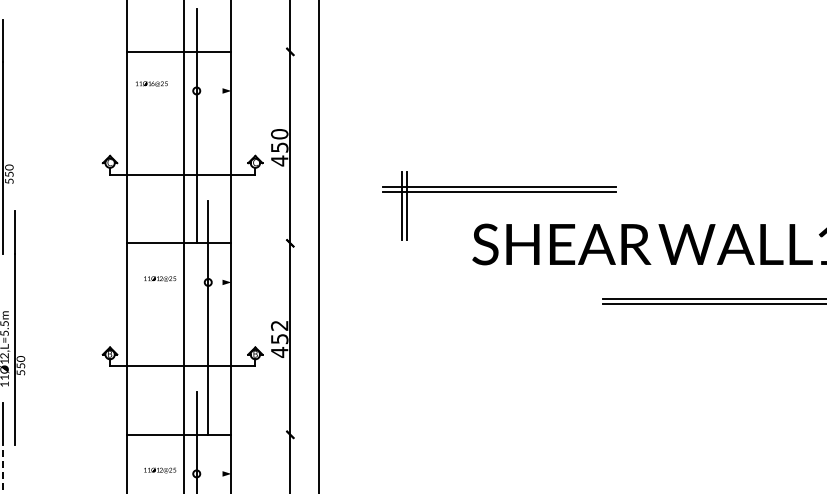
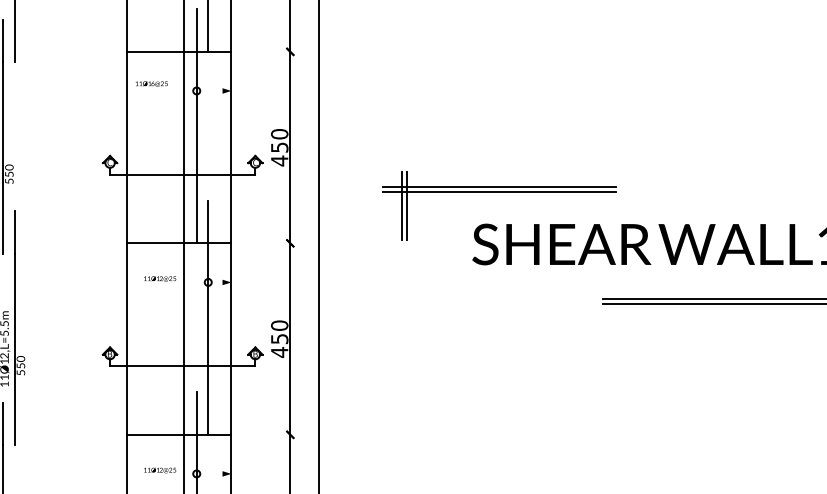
line: none -> present (208, 26)
line: none -> present (14, 32)
text: 452 -> 450 (279, 325)
line: dashed -> solid (3, 469)
